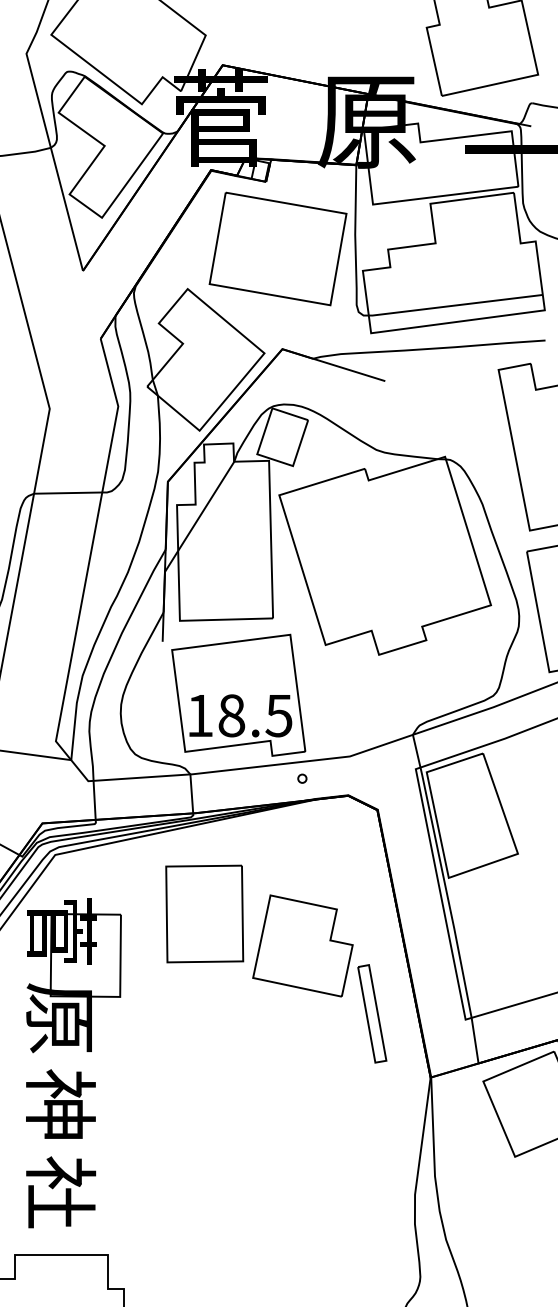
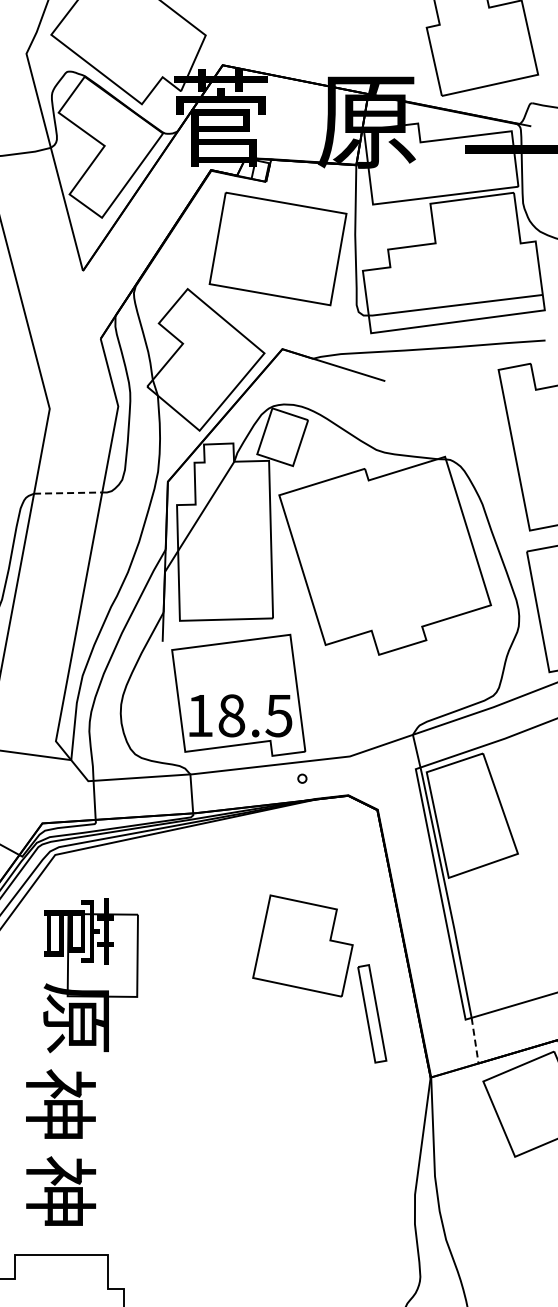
line: solid -> dashed (68, 493)
part: present -> none (204, 913)
part position: (73, 975) -> (90, 975) (90, 975)
line: solid -> dashed (475, 1041)
text: 社 -> 神 (61, 1192)
